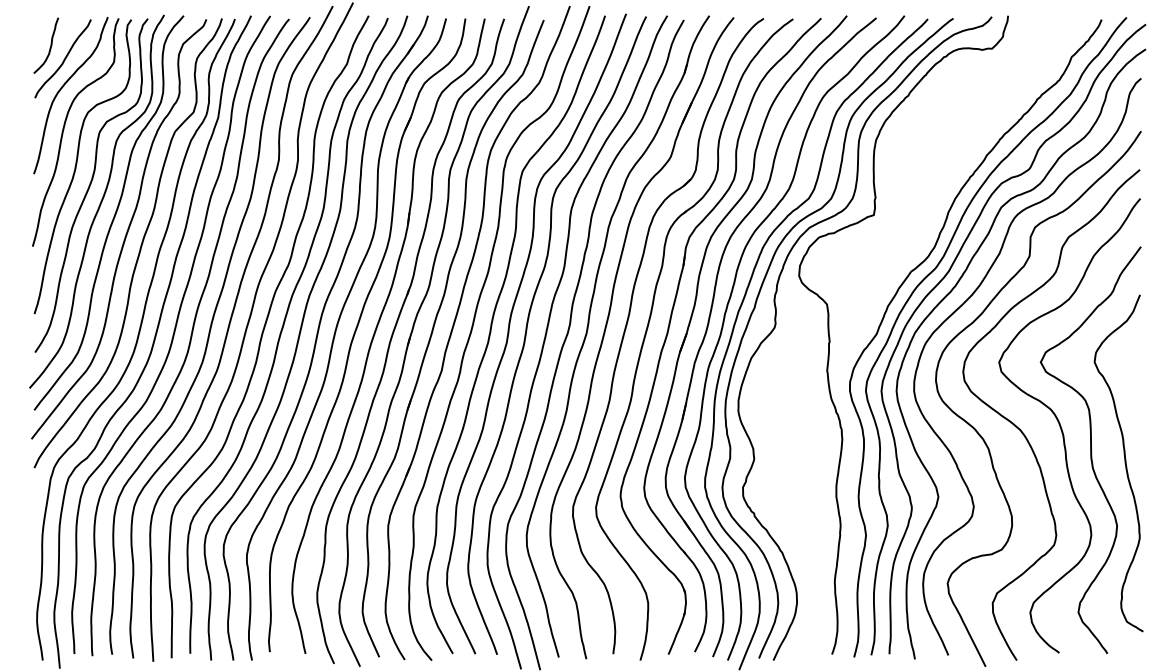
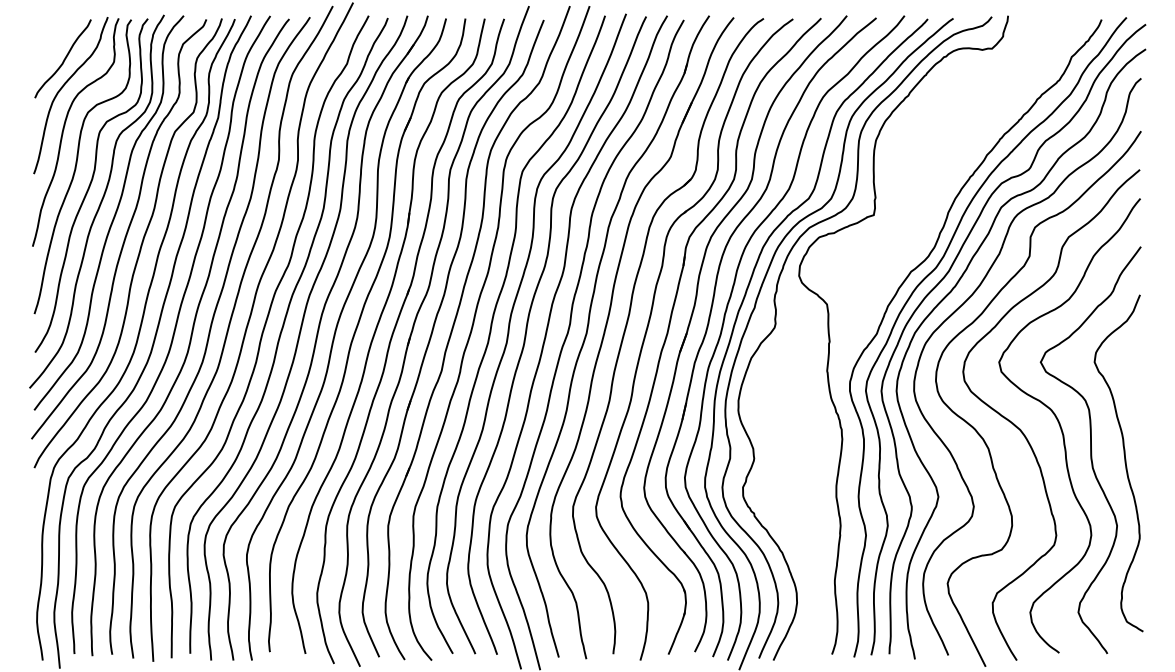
curve: present -> none (49, 47)
